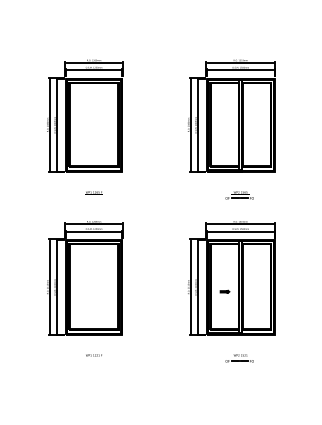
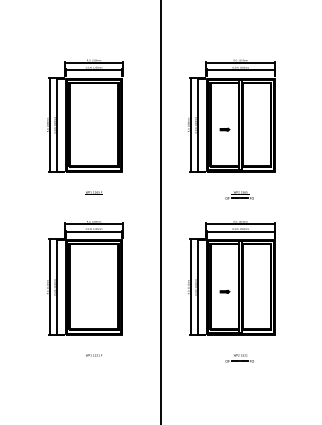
part: none -> present (224, 129)
line: none -> present (161, 211)
